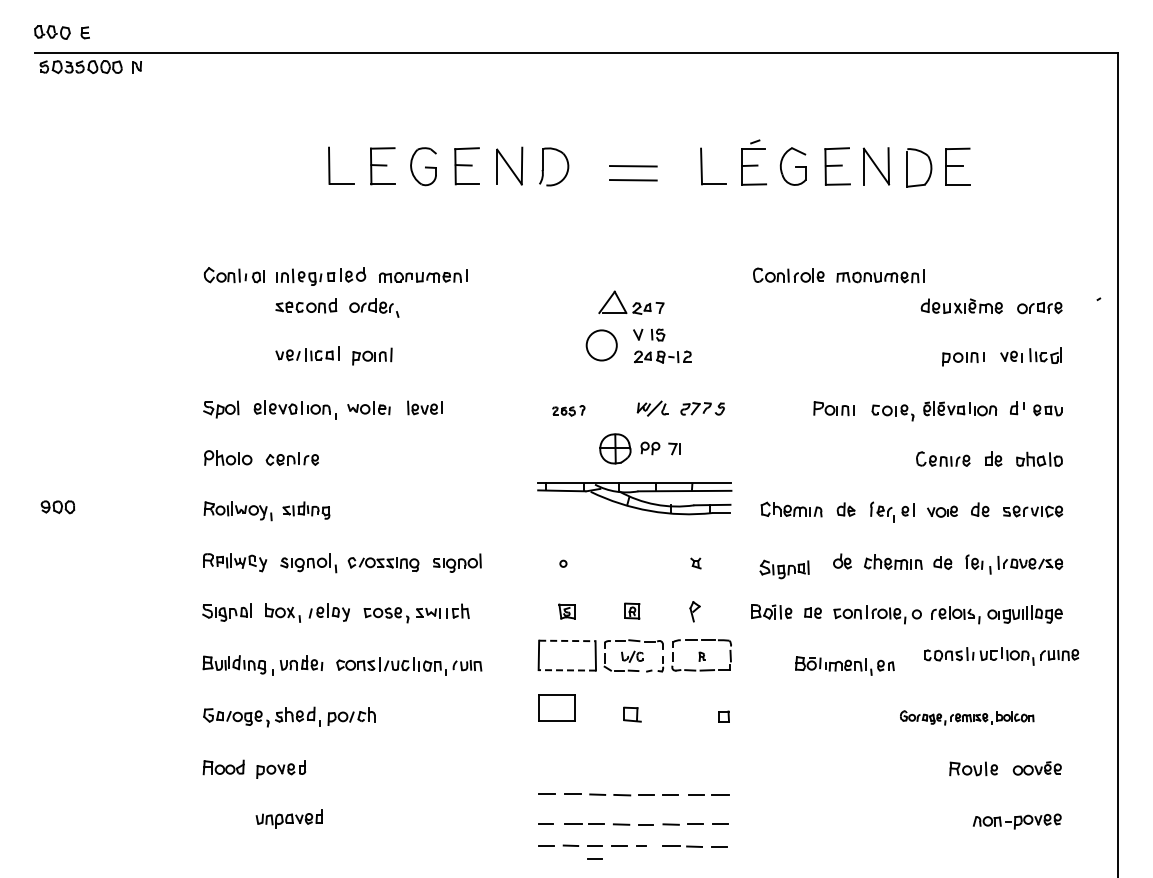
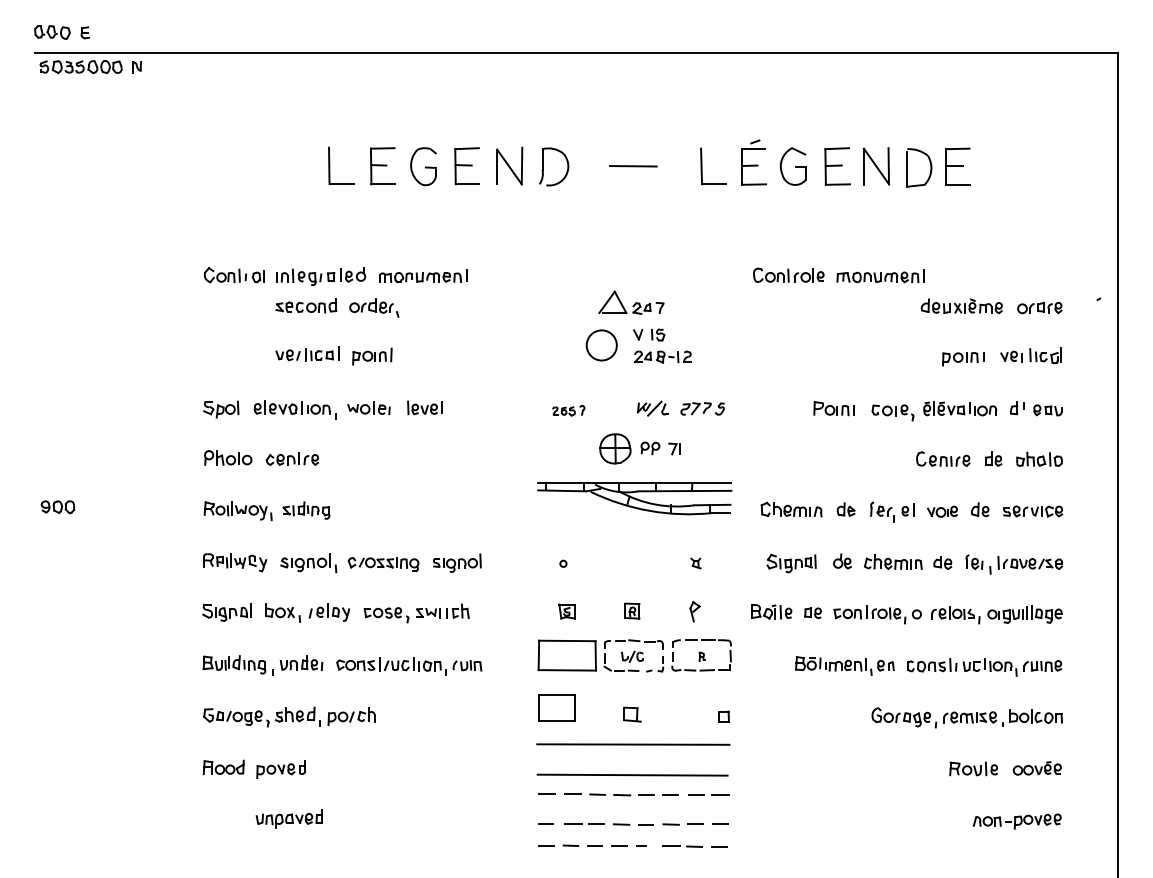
line: present -> none (633, 180)
part position: (784, 569) -> (791, 563) (791, 563)
line: dashed -> solid (567, 640)
part position: (1001, 656) -> (984, 667) (984, 667)
line: dashed -> solid (567, 670)
part size: 135x16 px -> 192x22 px (966, 717)
line: none -> present (633, 744)
line: none -> present (632, 774)
line: present -> none (594, 858)
